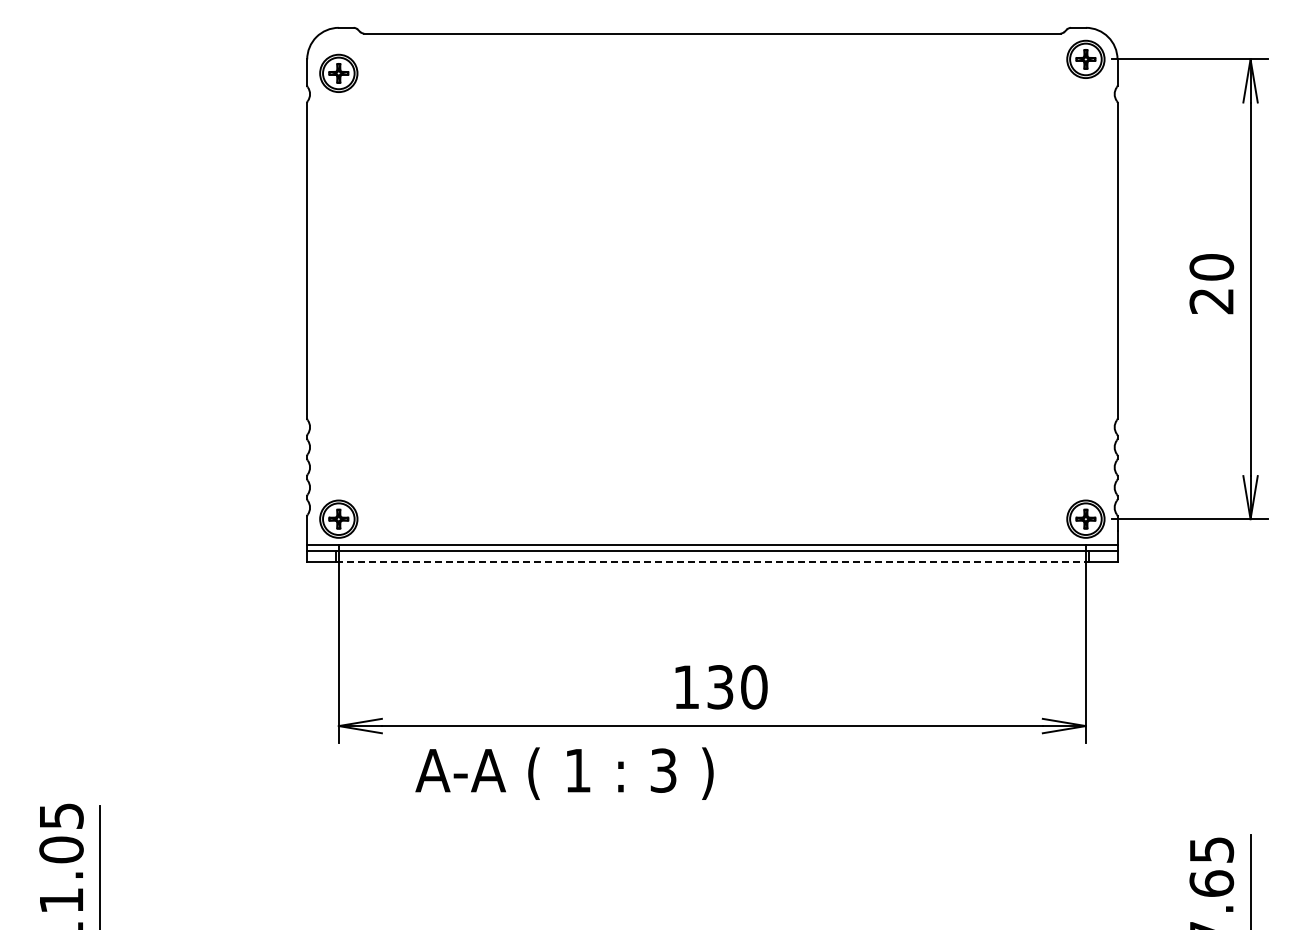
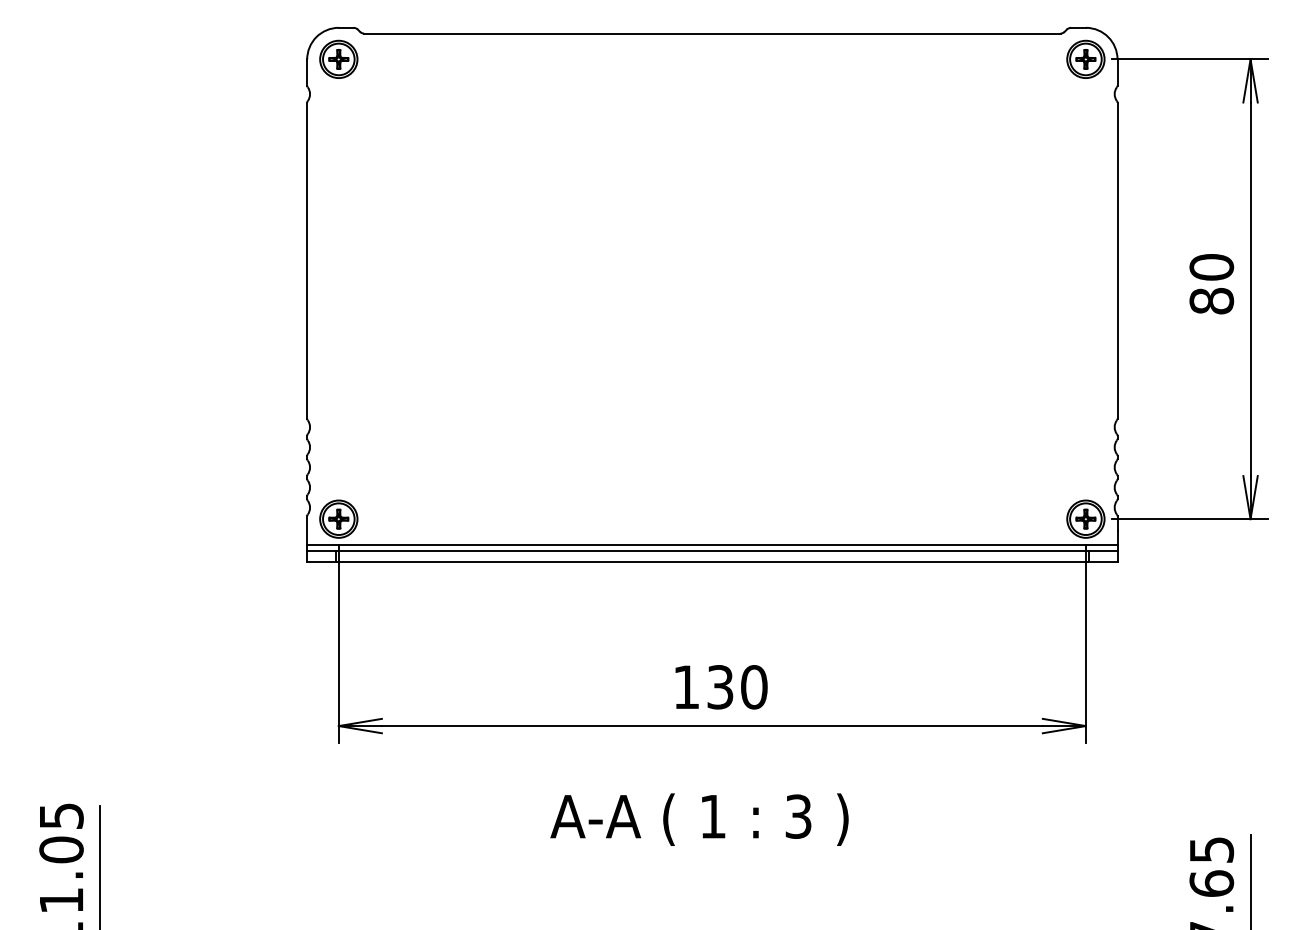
part position: (338, 72) -> (338, 58) (338, 58)
text: 20 -> 80 (1211, 300)
line: dashed -> solid (712, 562)
text position: (564, 773) -> (699, 819) (699, 819)
